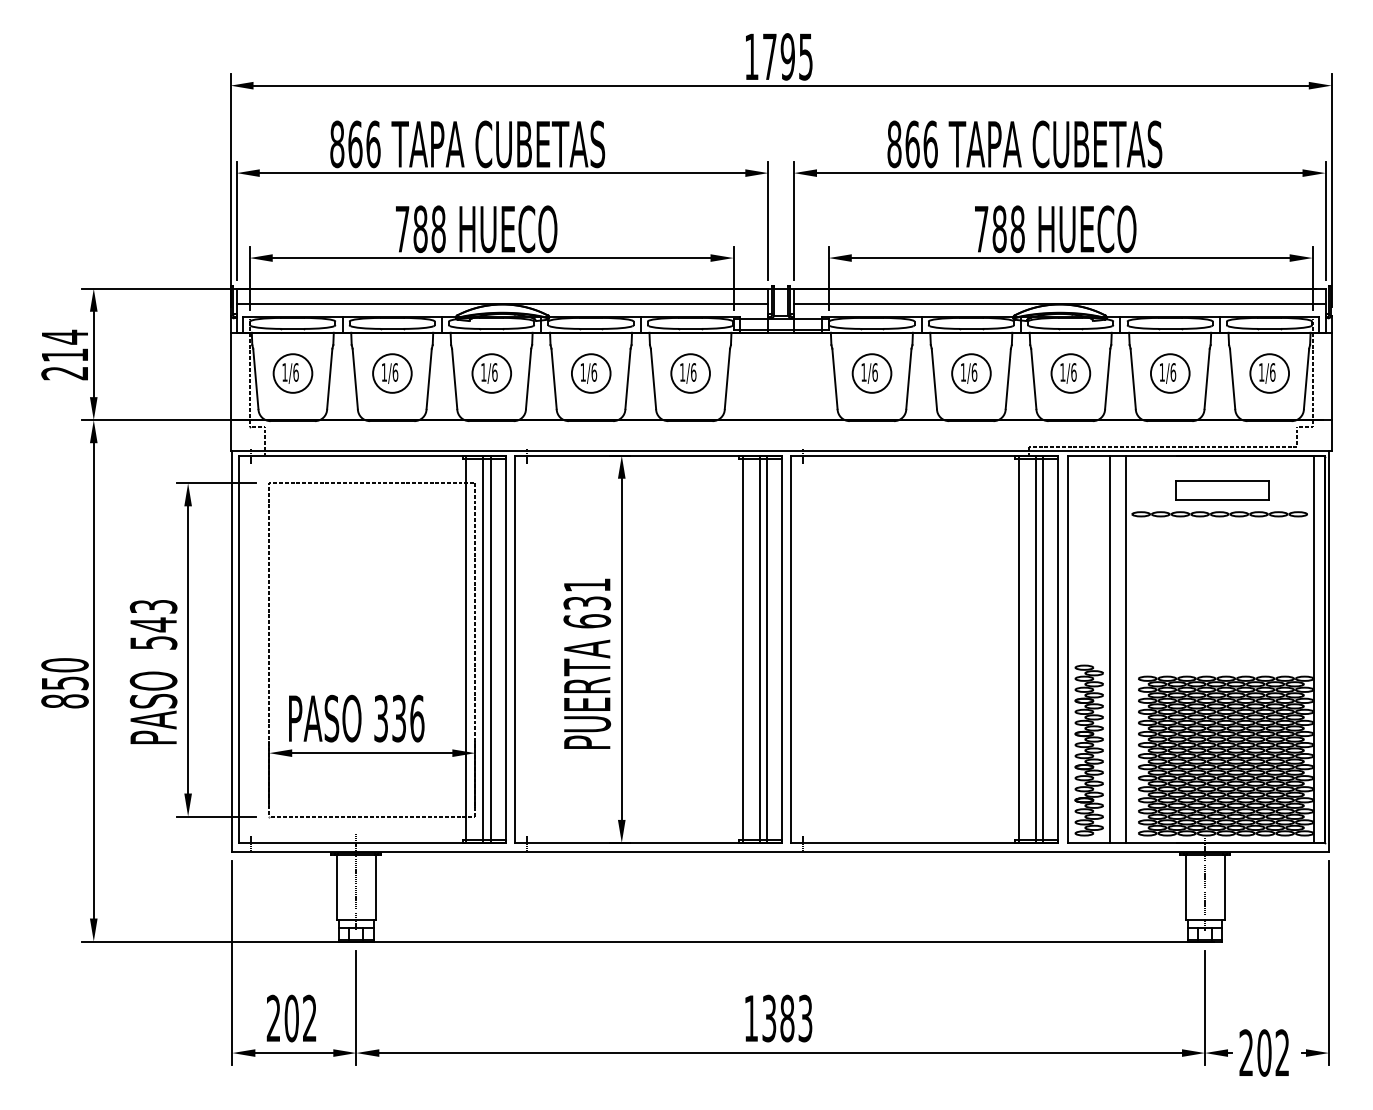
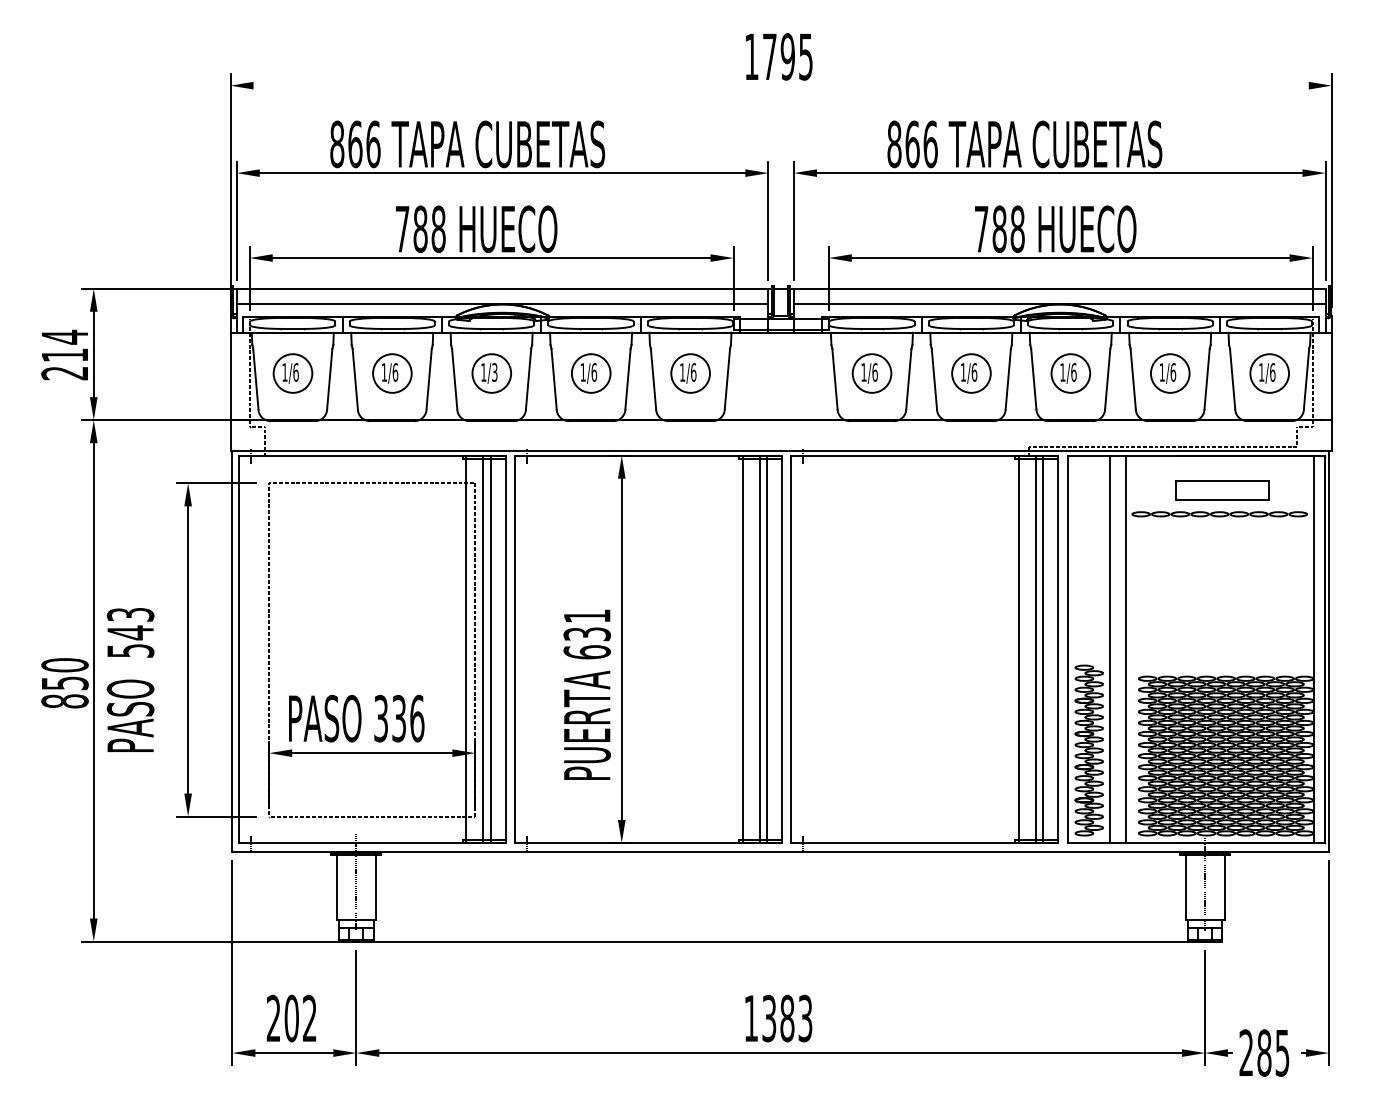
line: present -> none (780, 85)
text: 1/6 -> 1/3 (494, 372)
text position: (587, 663) -> (587, 694) (587, 694)
text position: (153, 671) -> (130, 679) (130, 679)
text: 202 -> 285 (1273, 1052)
